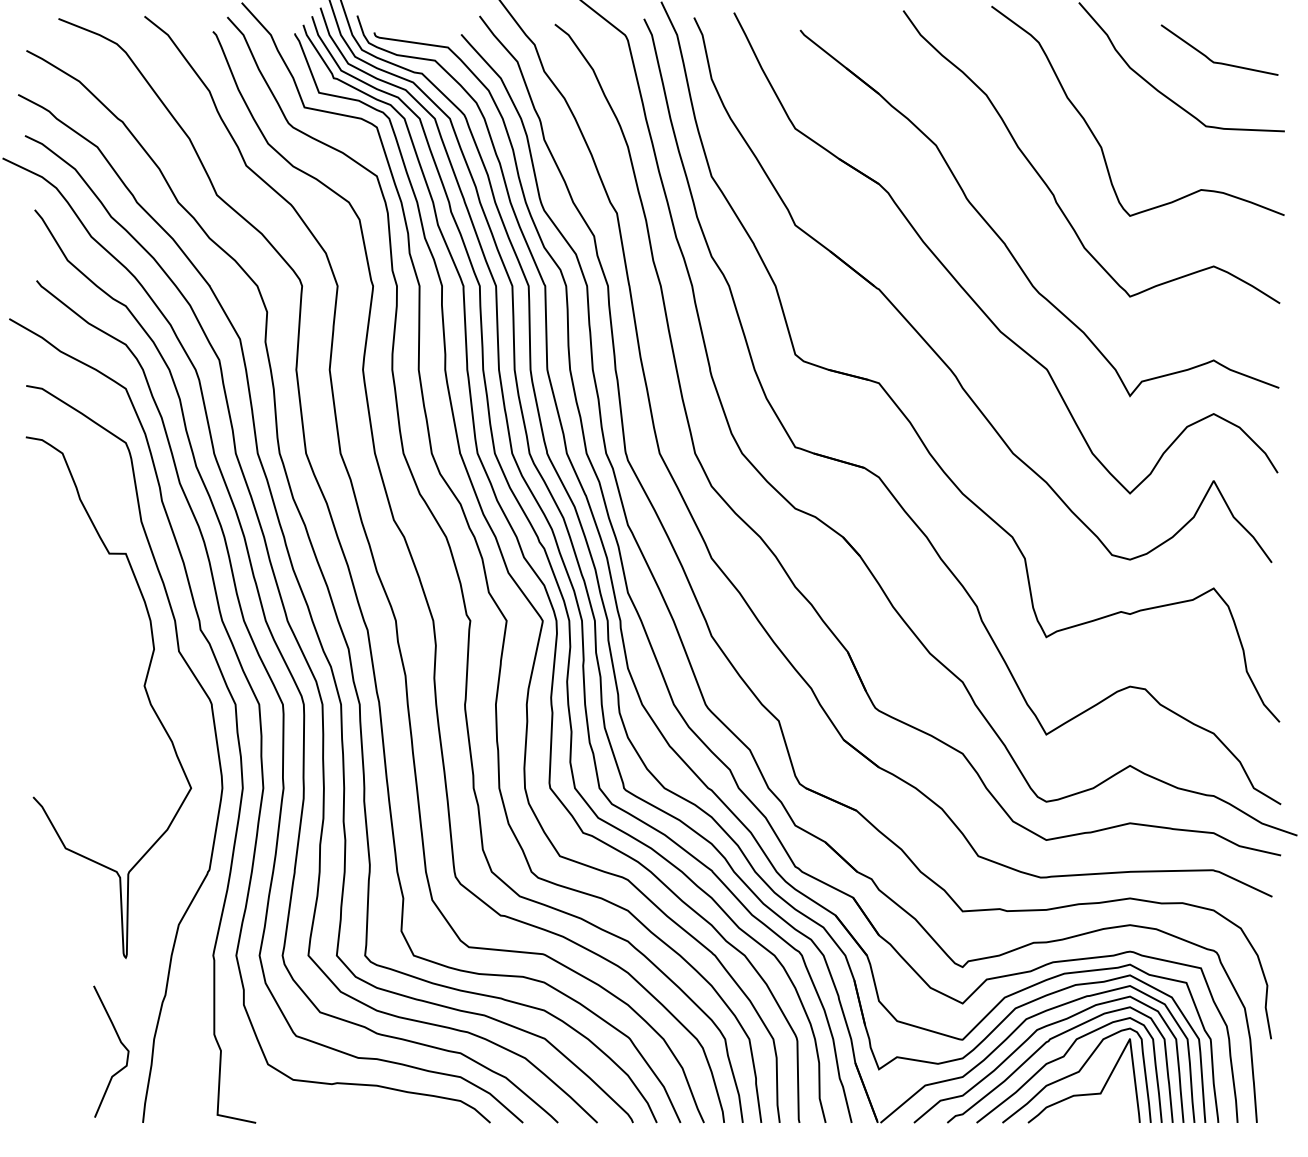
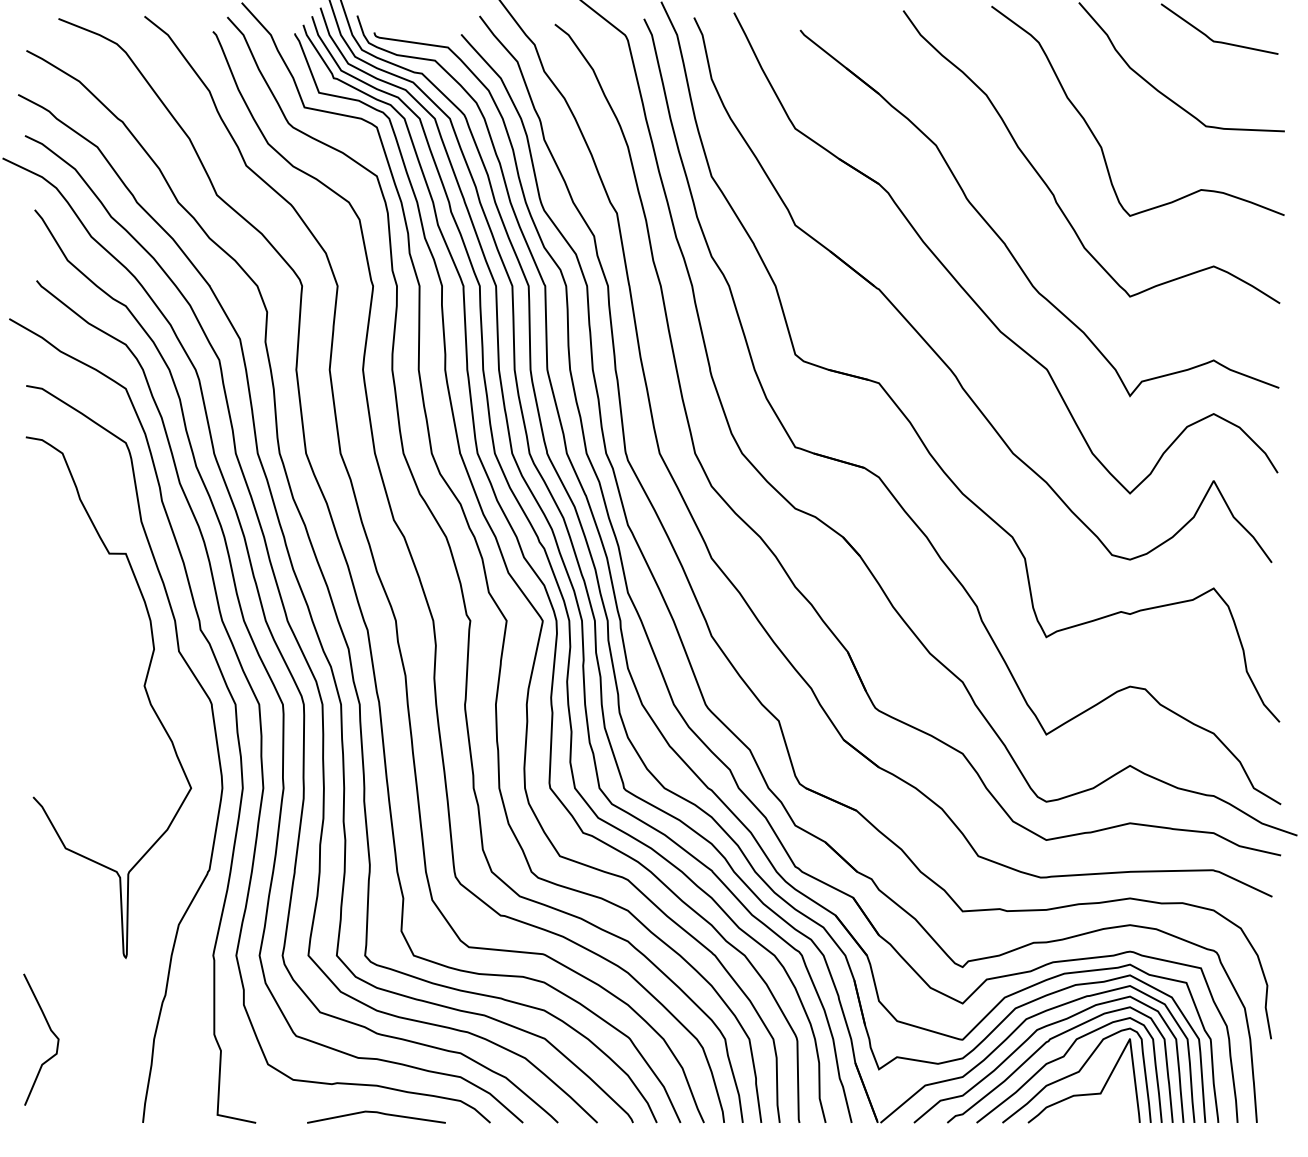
curve position: (1215, 61) -> (1215, 40) (1215, 40)
curve position: (120, 1043) -> (50, 1031) (50, 1031)
line: none -> present (376, 1113)
